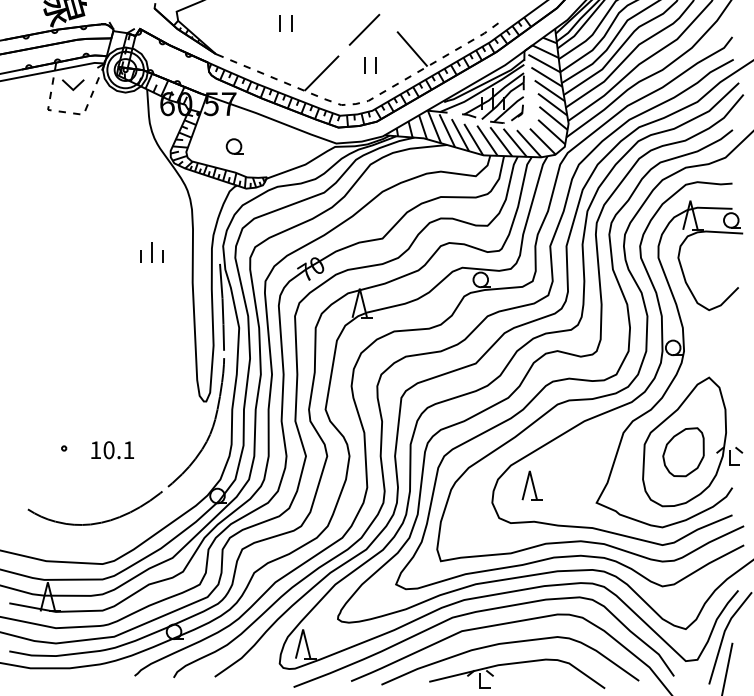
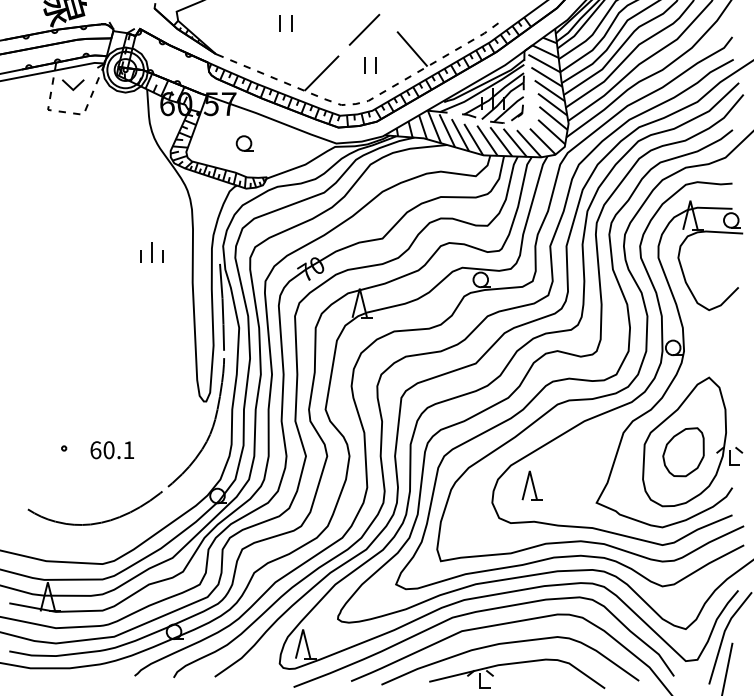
part position: (234, 146) -> (244, 143) (244, 143)
text: 10.1 -> 60.1 (95, 450)
